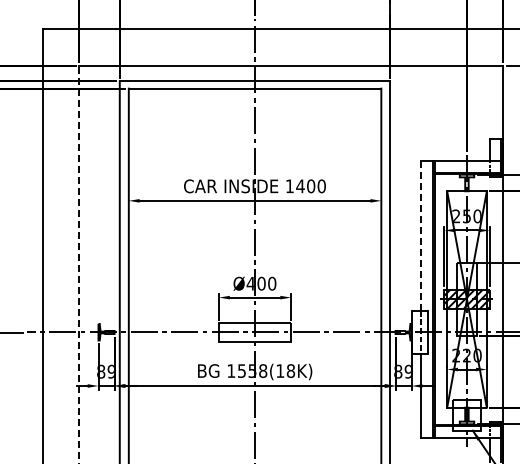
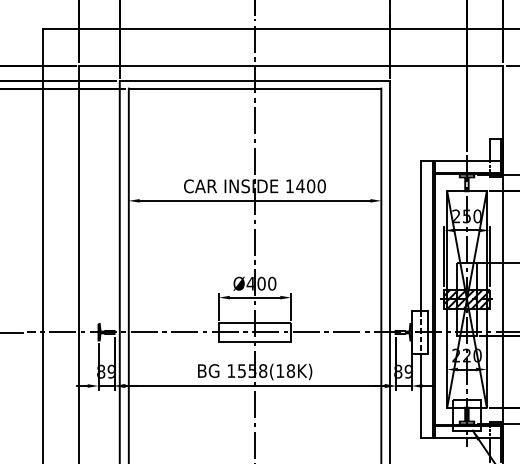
line: dashed -> solid (421, 236)
line: dashed -> solid (79, 264)
